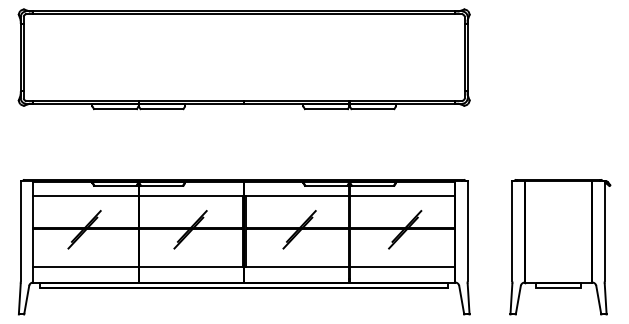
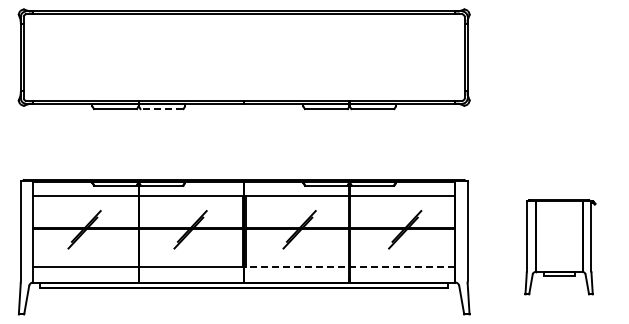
line: solid -> dashed (161, 109)
part size: 103x137 px -> 73x97 px (560, 247)
line: solid -> dashed (349, 267)
